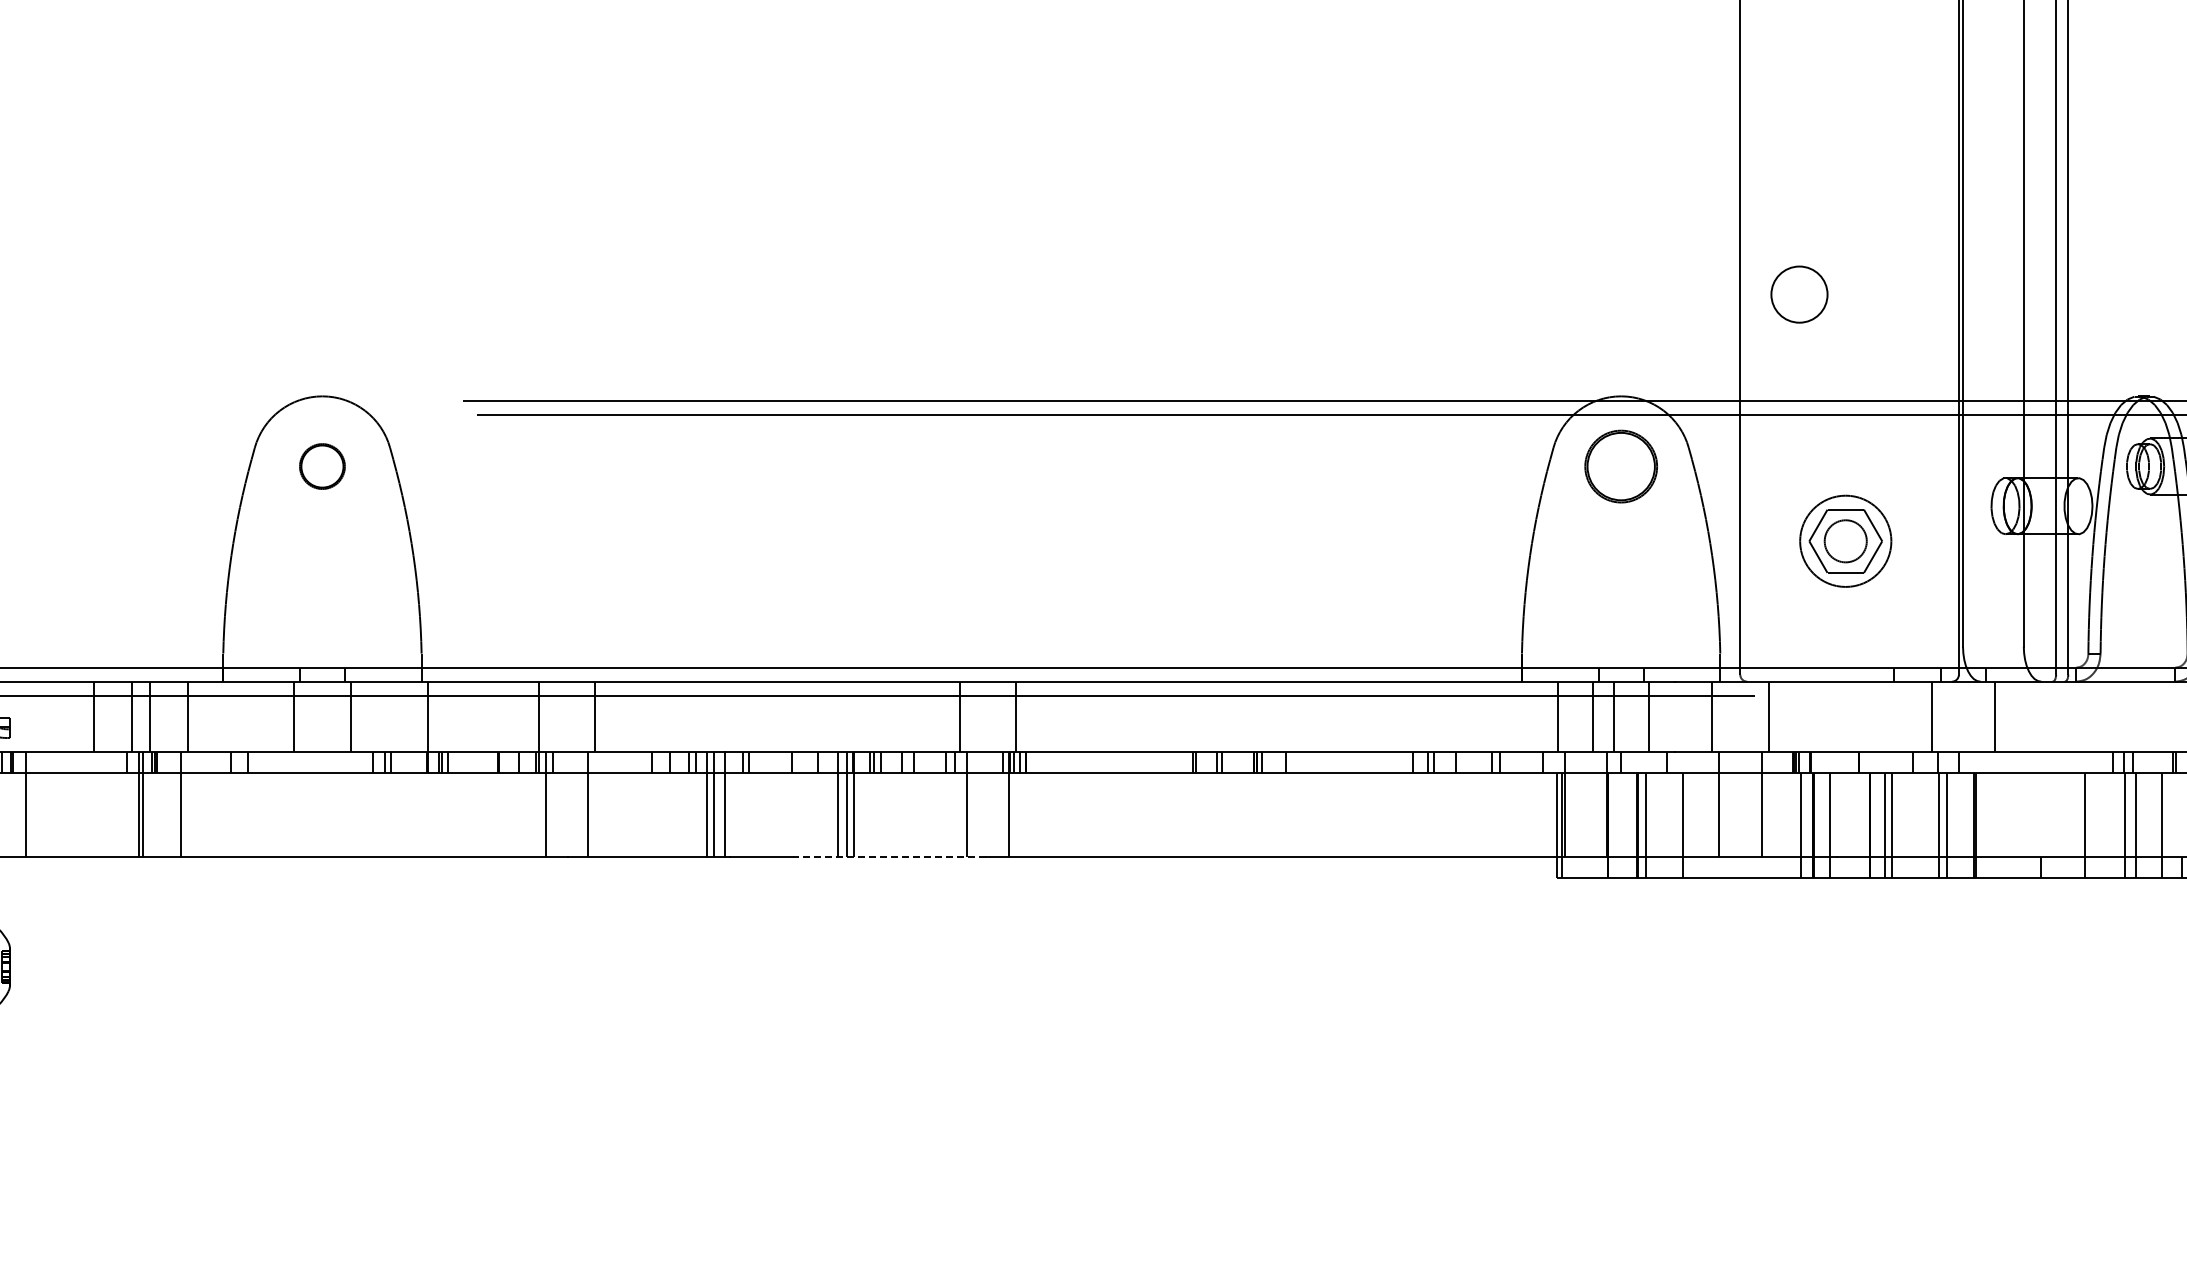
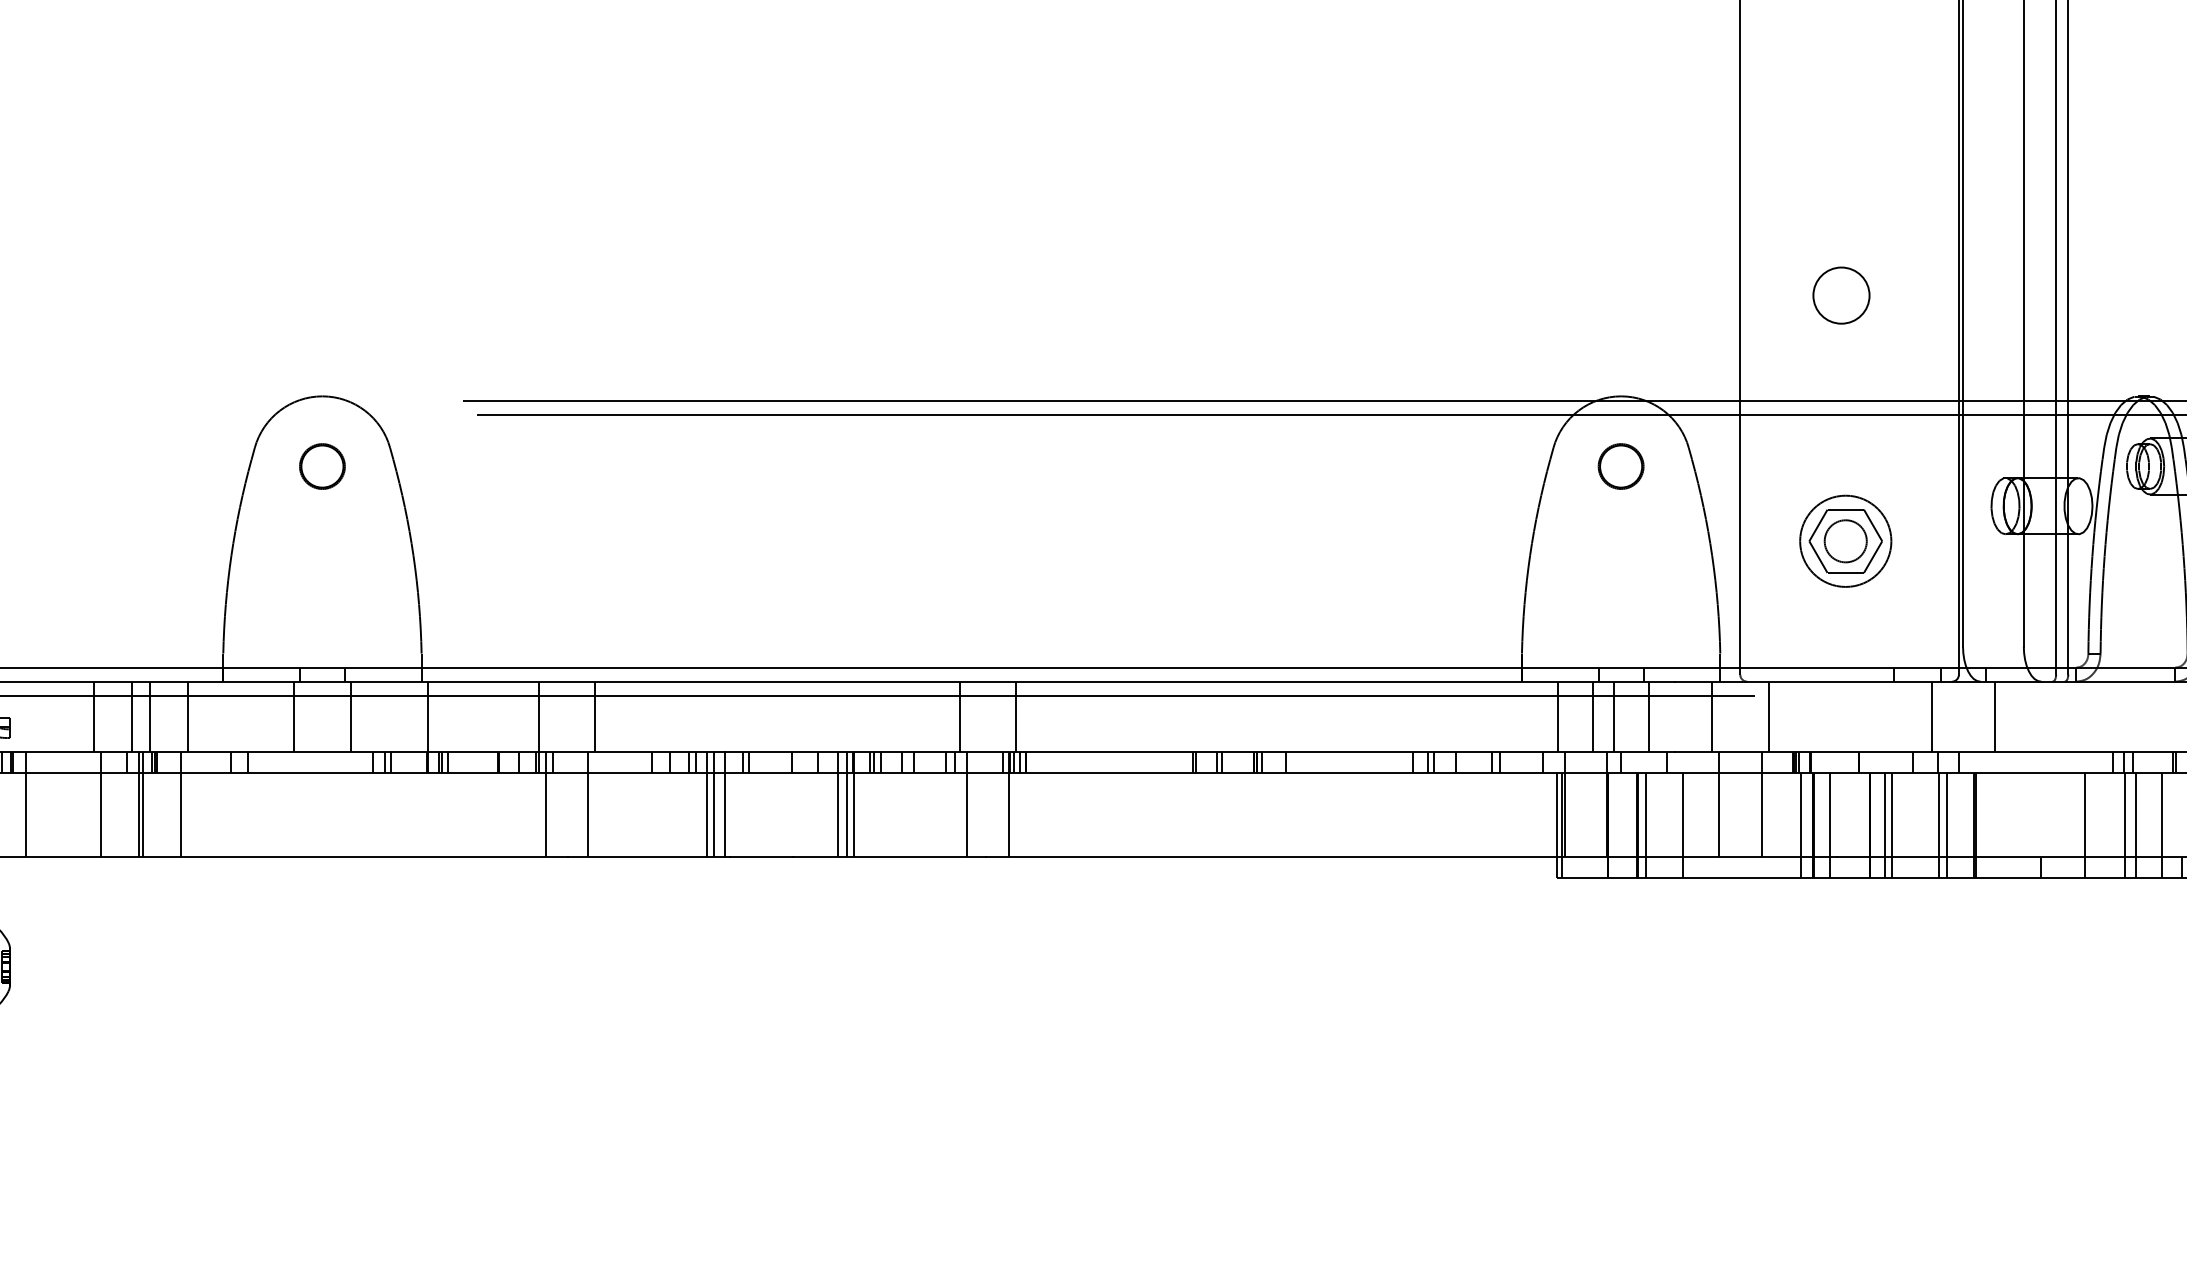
circle position: (1799, 294) -> (1841, 295) (1841, 295)
part size: 74x75 px -> 48x47 px (1620, 466)
line: none -> present (100, 804)
line: dashed -> solid (889, 857)
